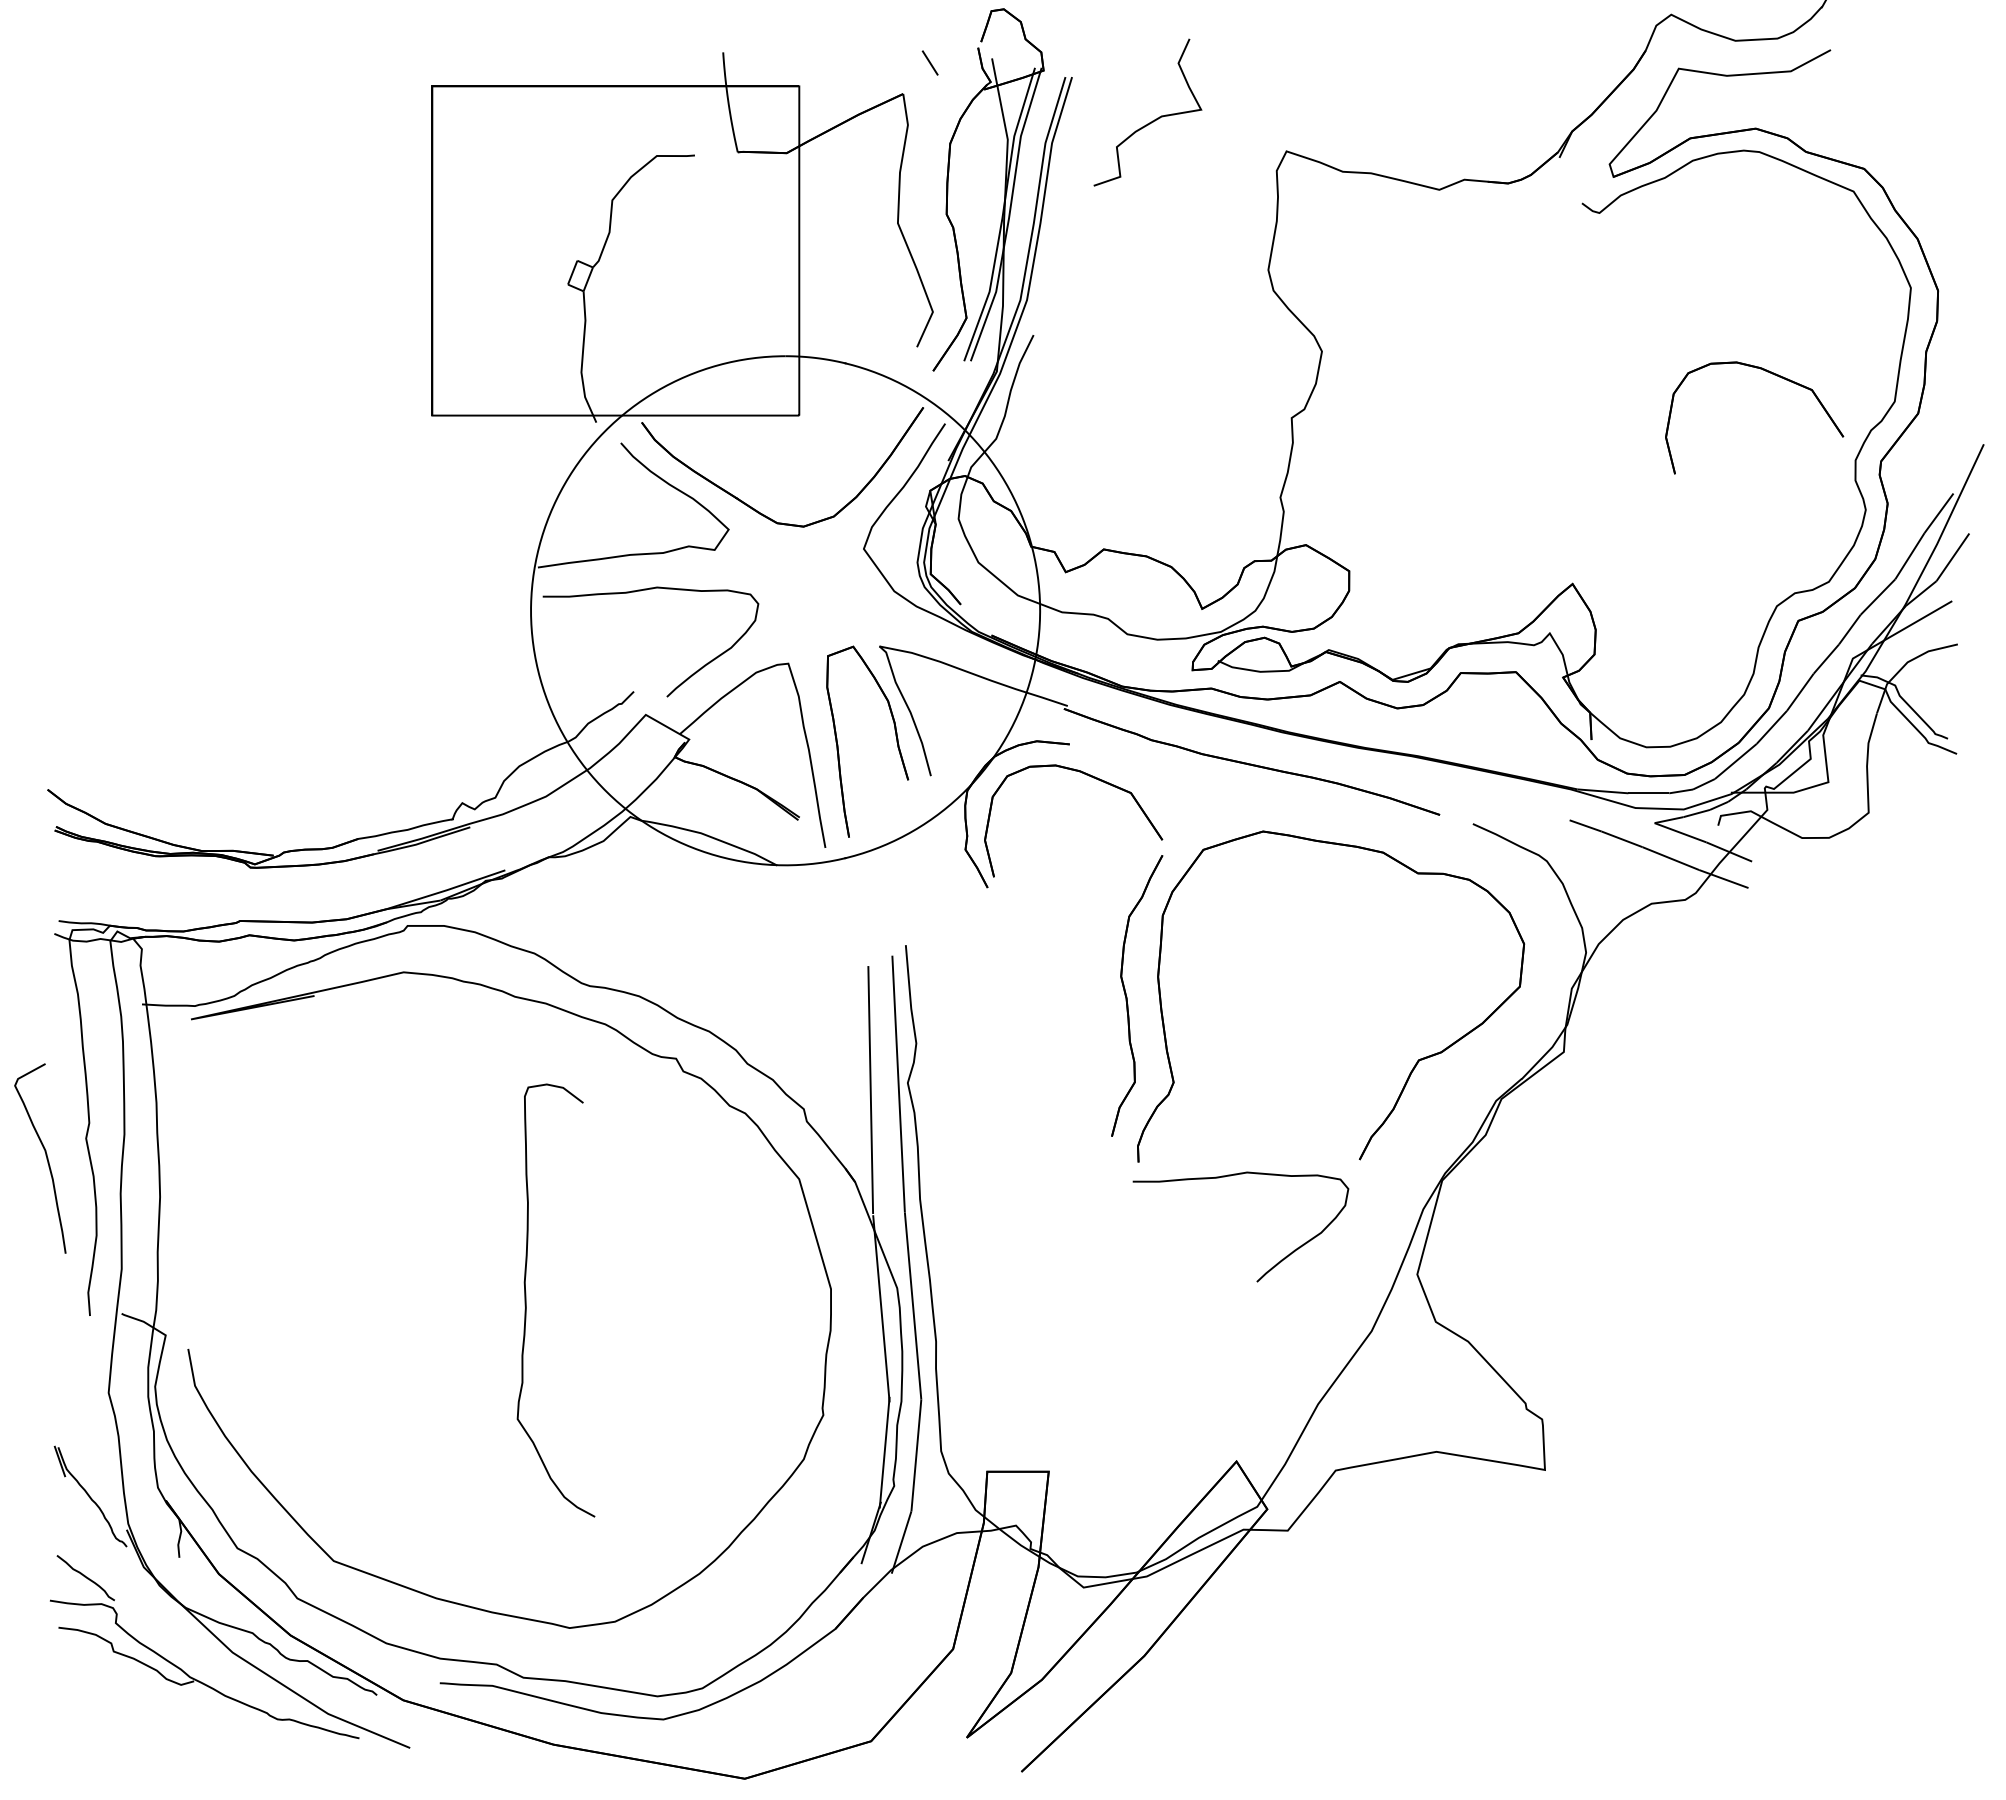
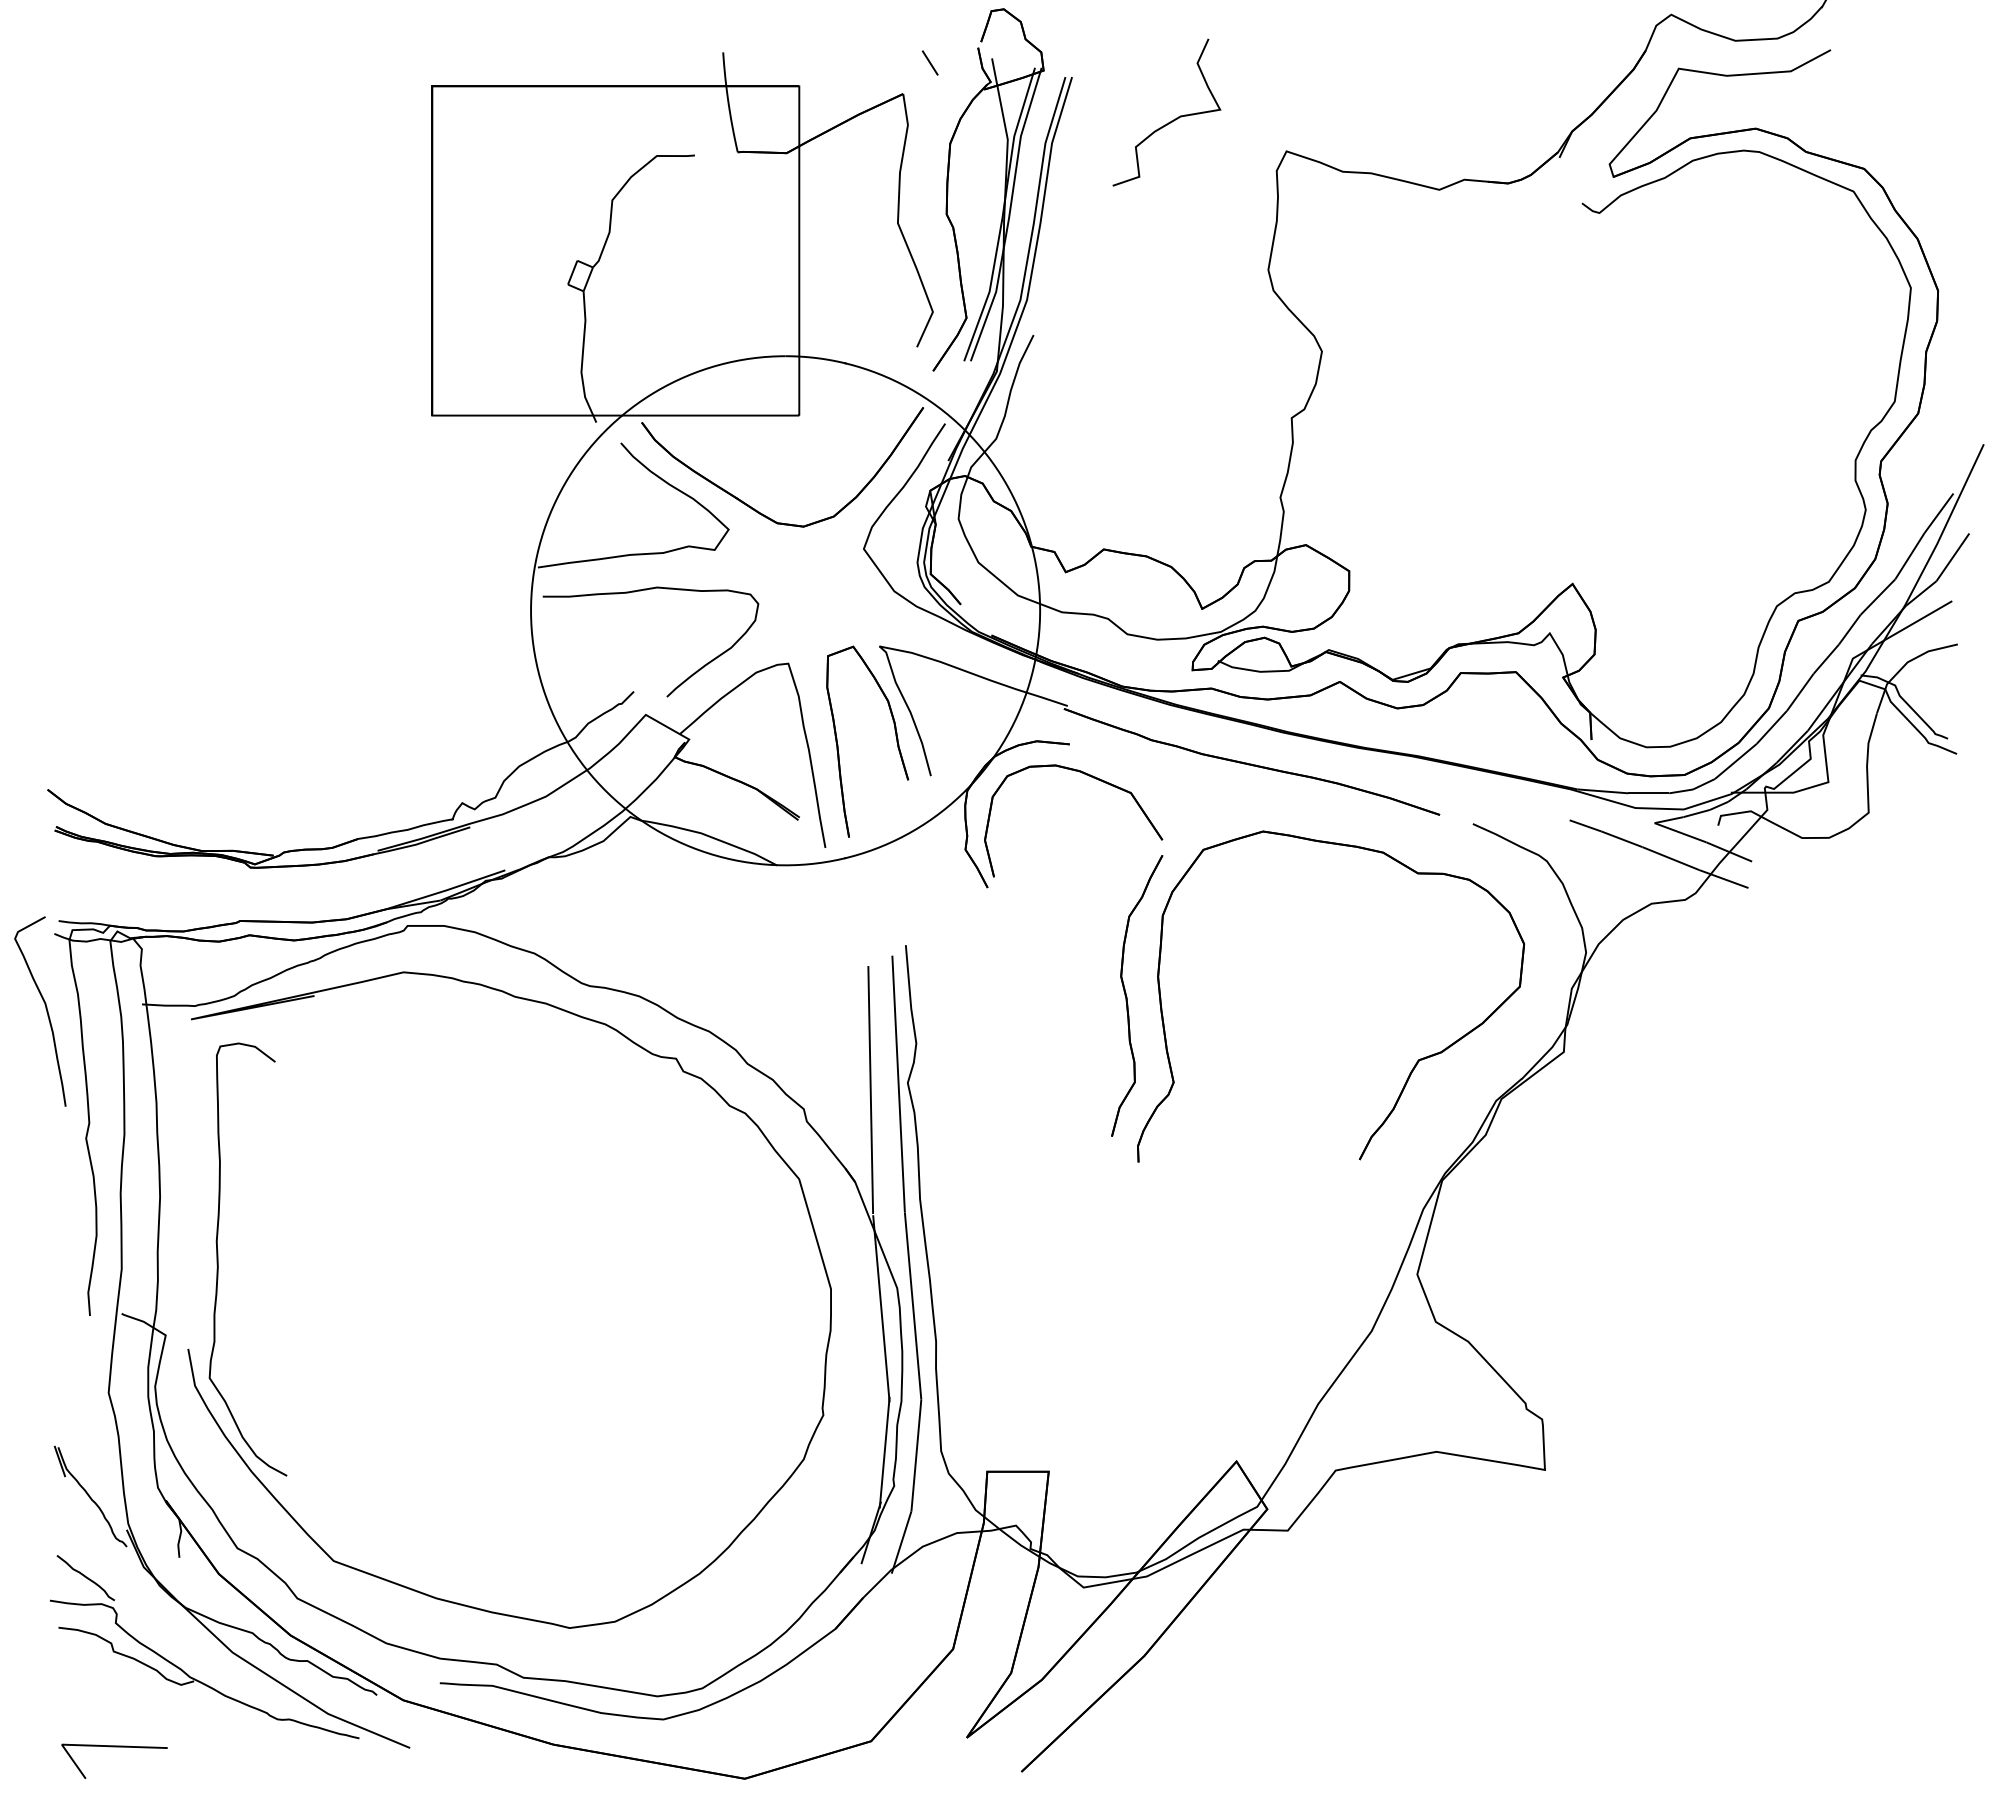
curve position: (1152, 120) -> (1171, 120) (1171, 120)
part: present -> none (1774, 375)
curve position: (45, 1155) -> (45, 1008) (45, 1008)
curve: present -> none (1230, 1176)
curve position: (526, 1300) -> (218, 1259) (218, 1259)
line: none -> present (114, 1747)
